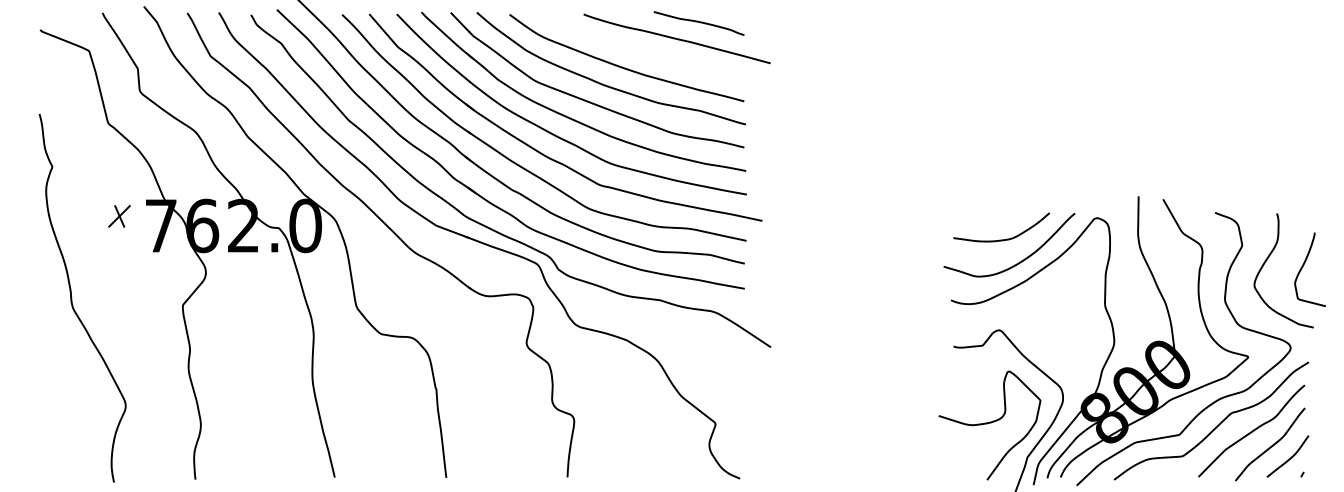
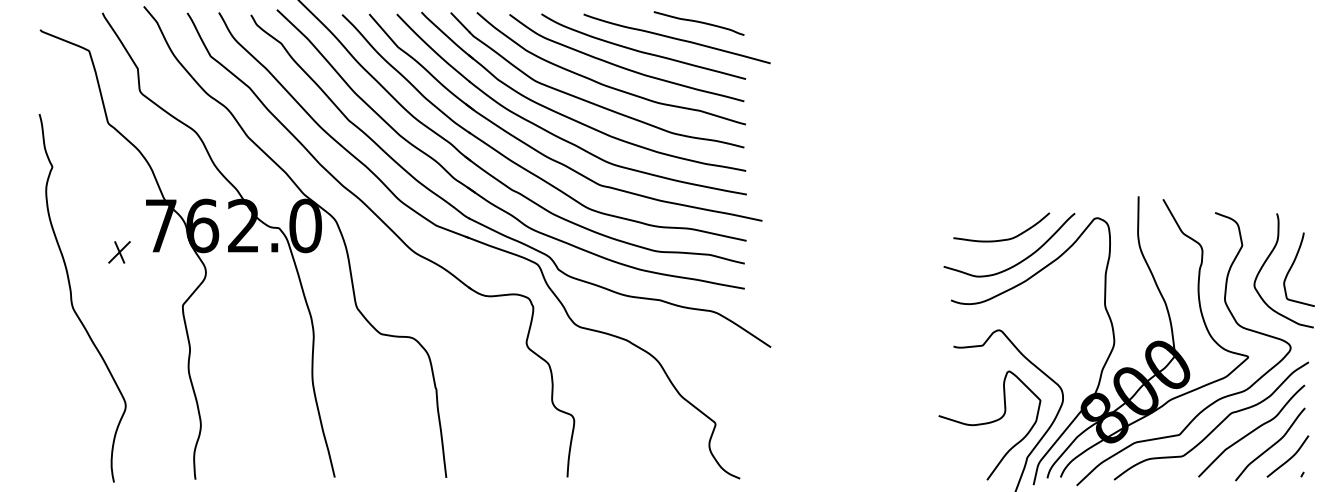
curve: none -> present (640, 50)
part position: (119, 216) -> (119, 252) (119, 252)
curve position: (1303, 267) -> (1292, 267) (1292, 267)
